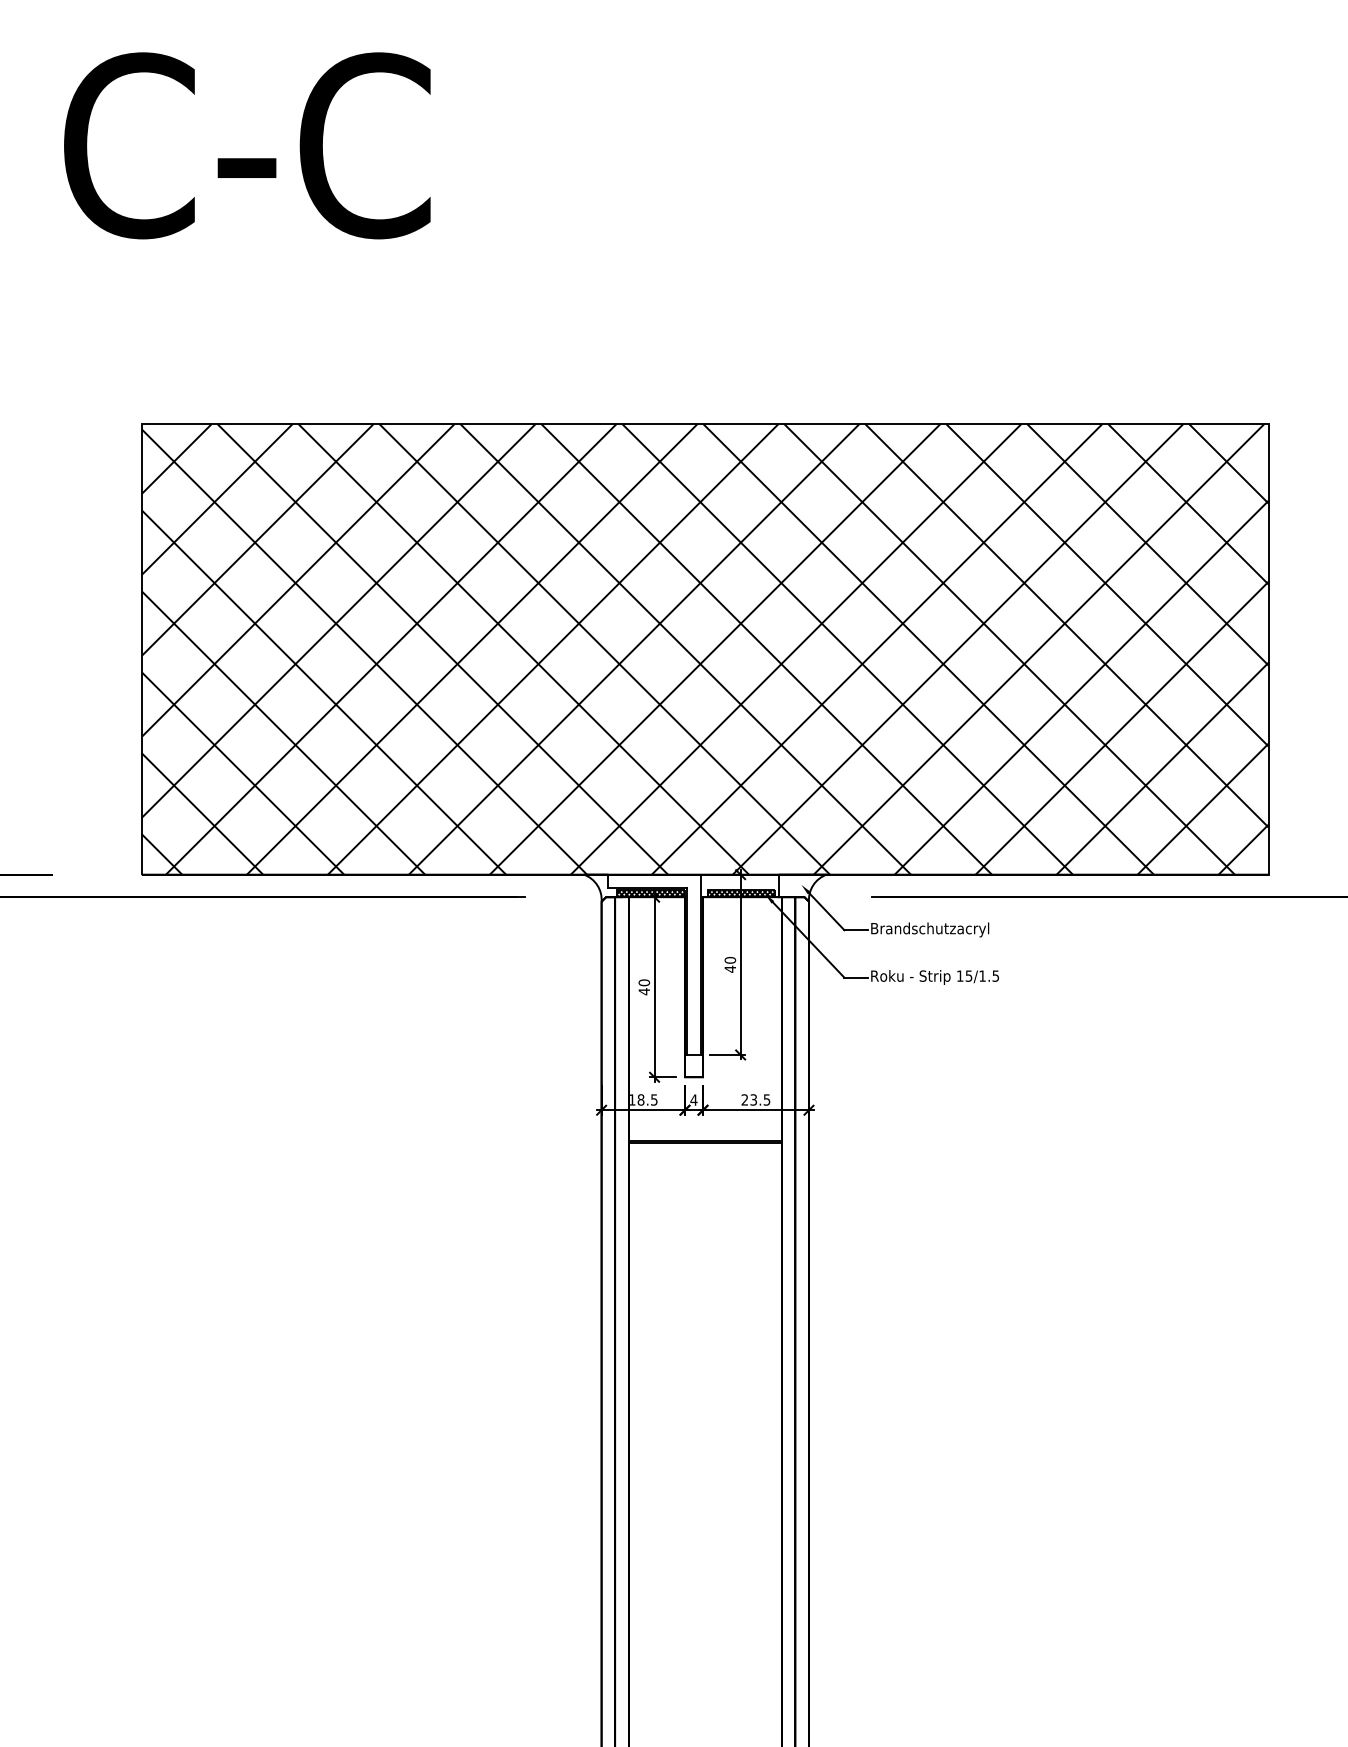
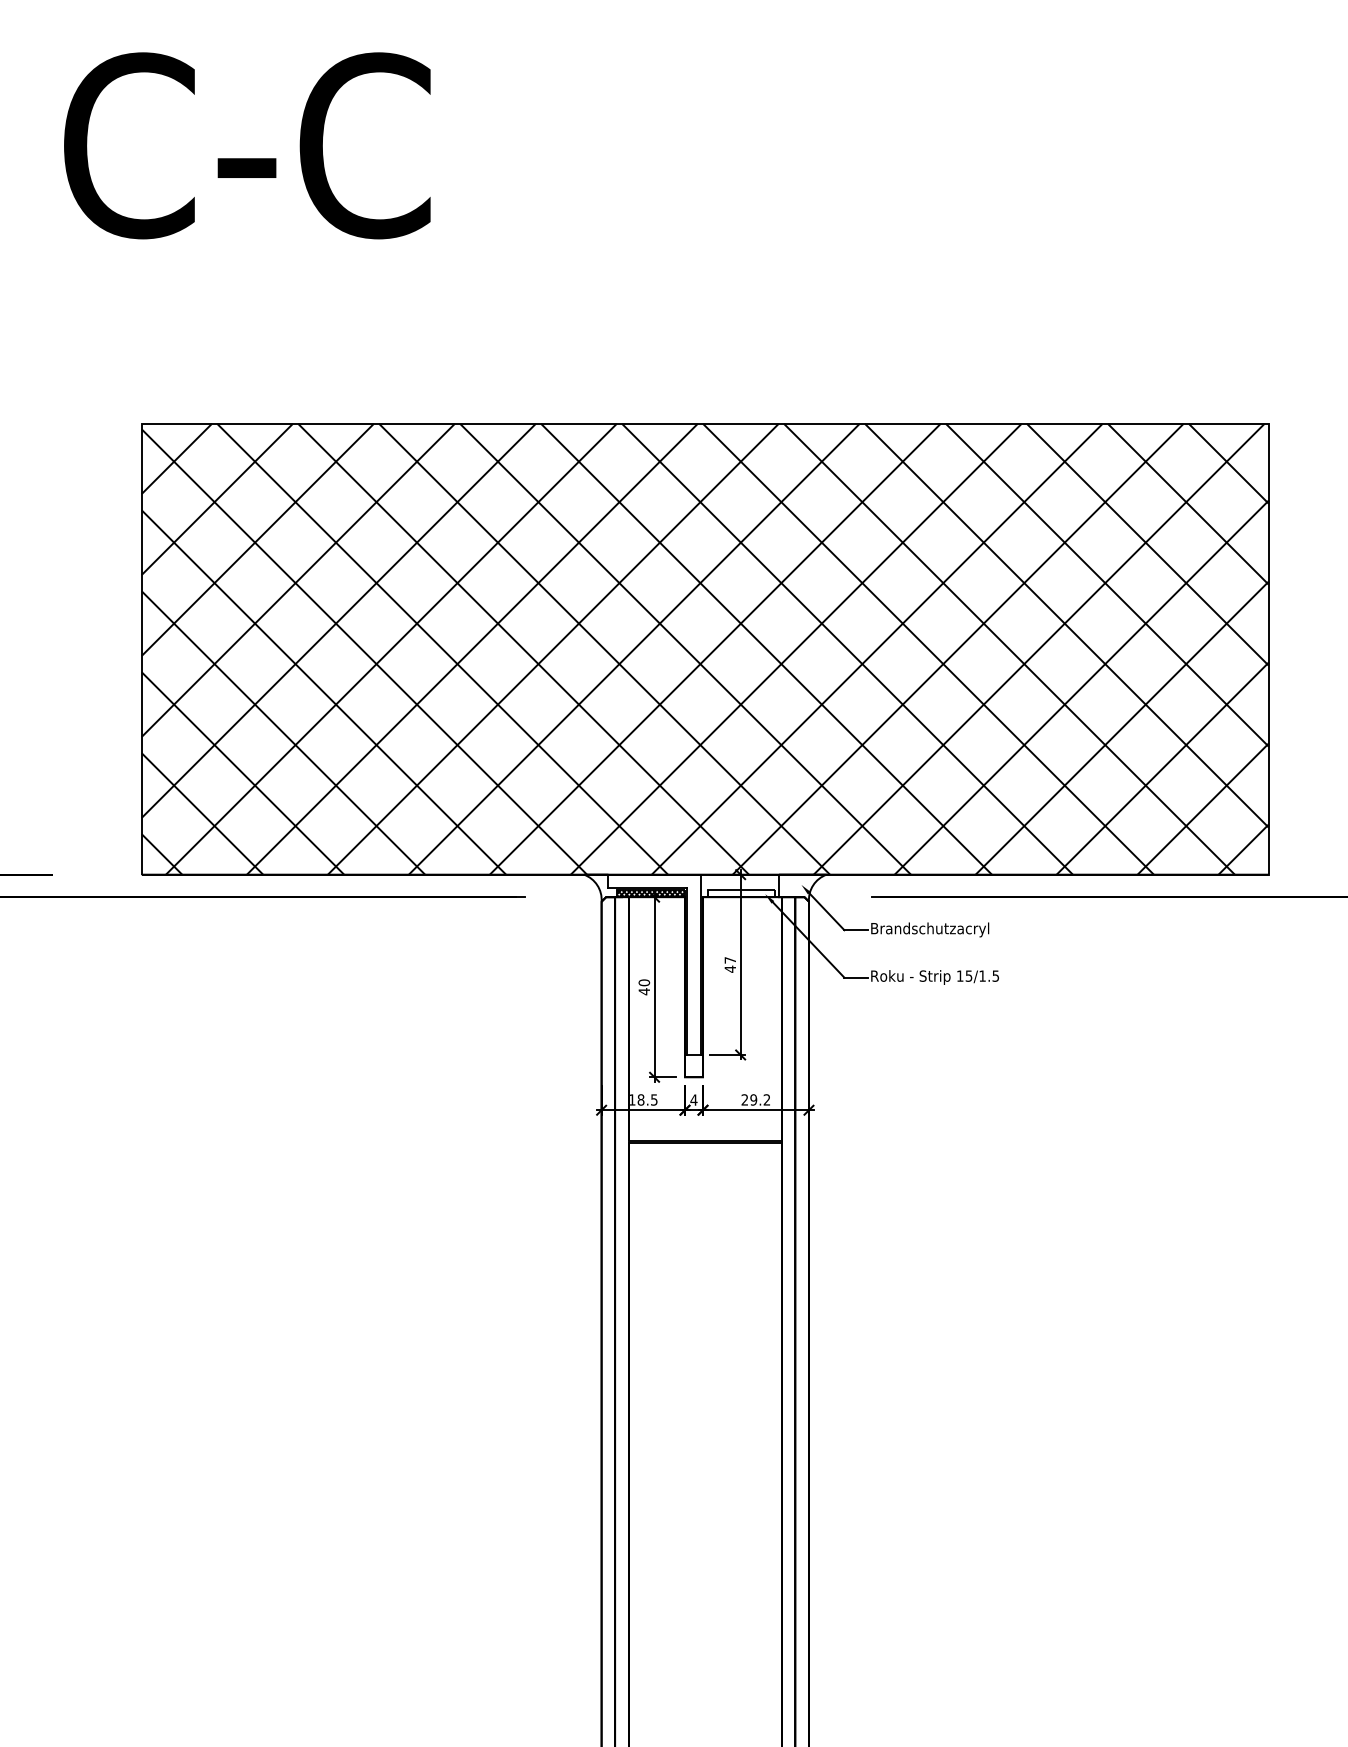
hatch: present -> none (741, 893)
text: 40 -> 47 (730, 959)
text: 23.5 -> 29.2 (760, 1099)
